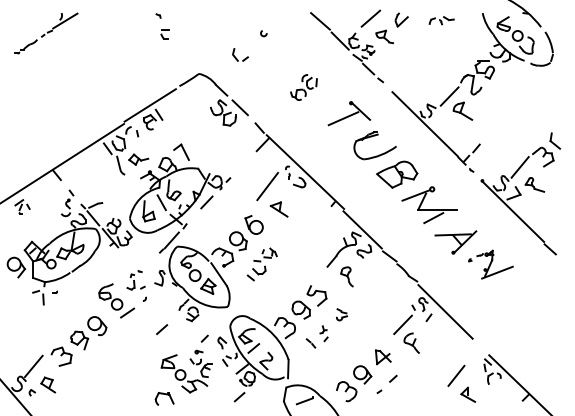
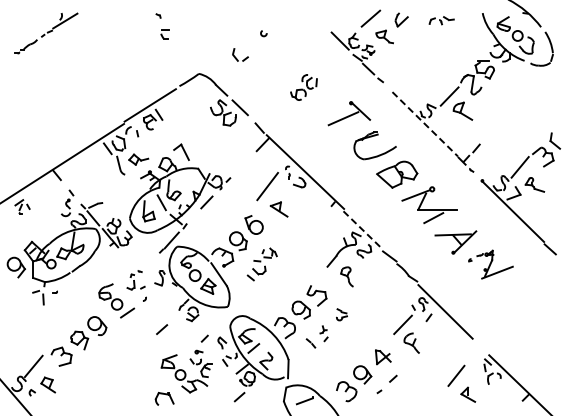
line: present -> none (320, 21)
line: solid -> dashed (425, 124)
line: solid -> dashed (362, 229)
